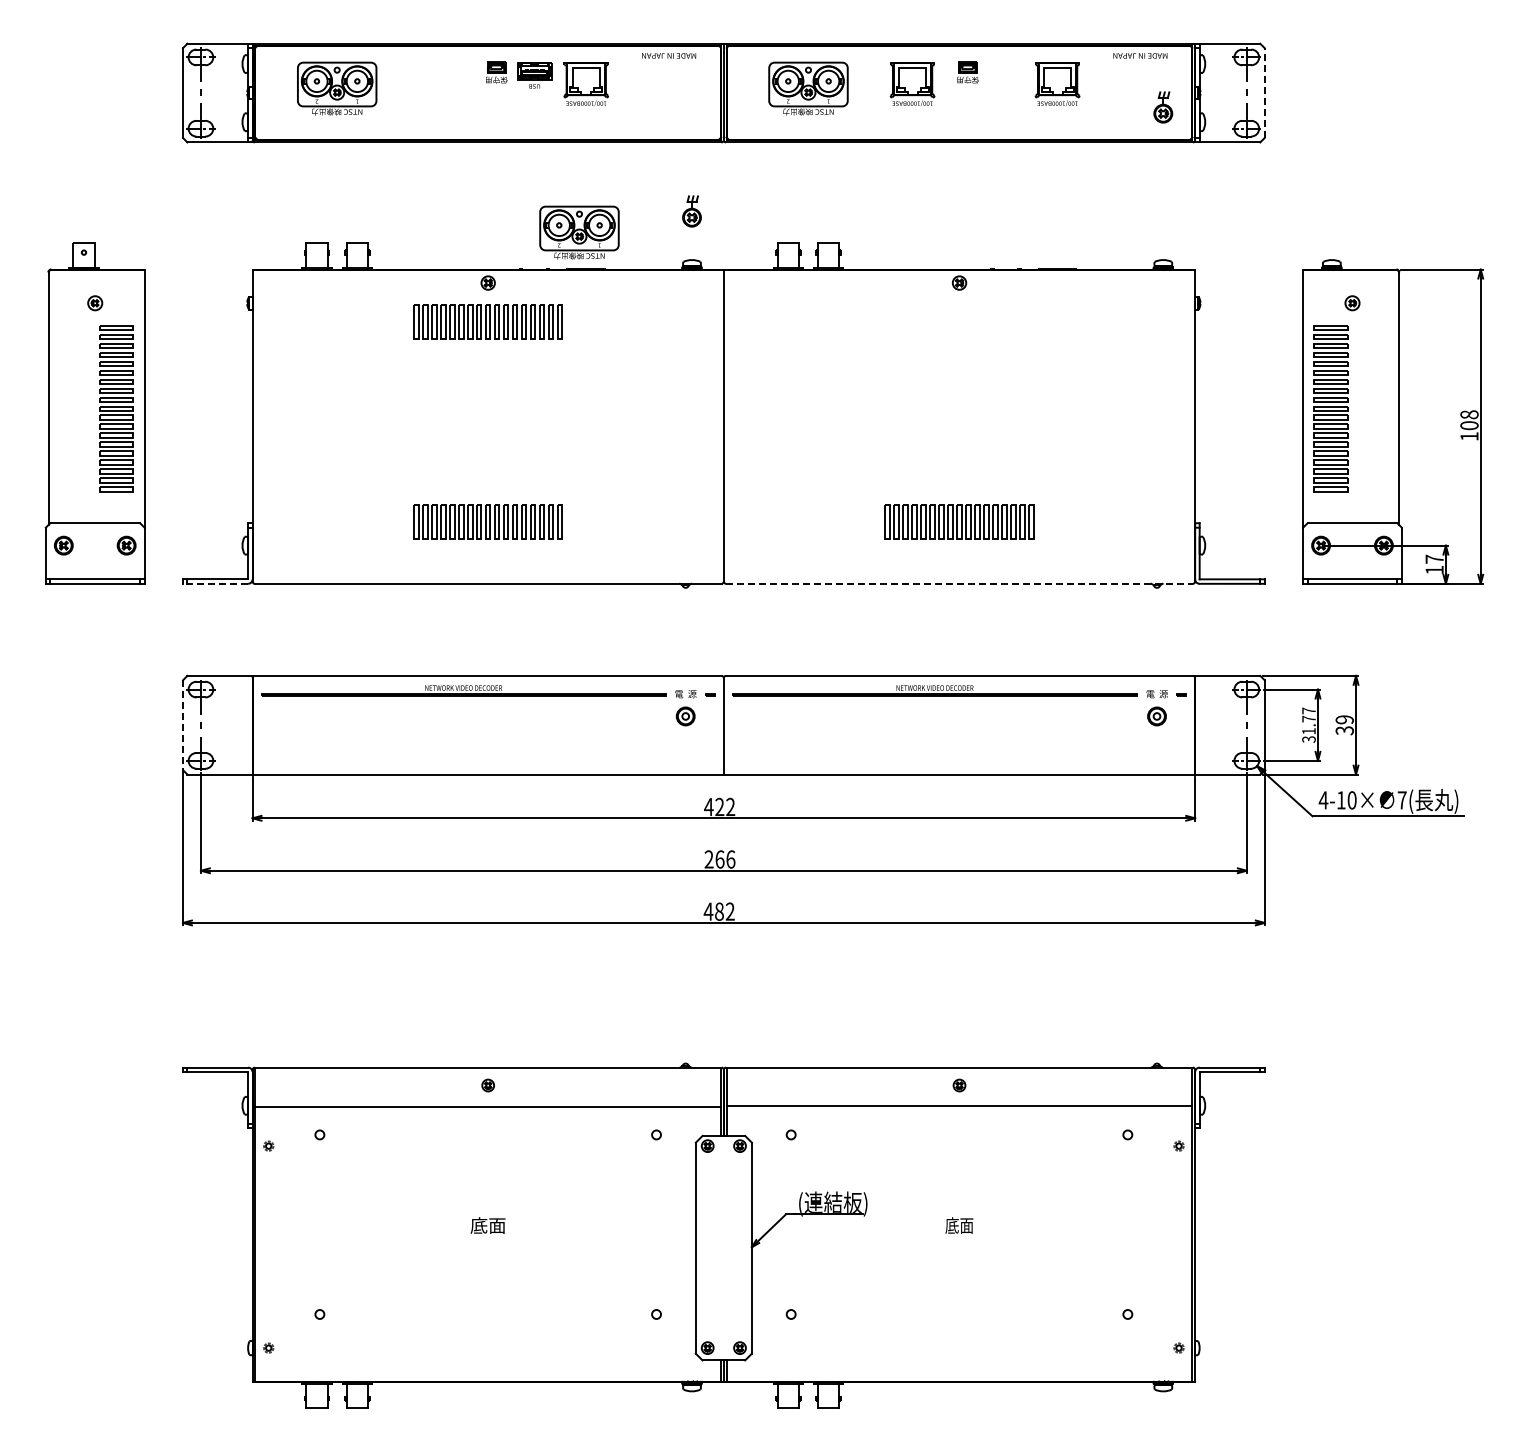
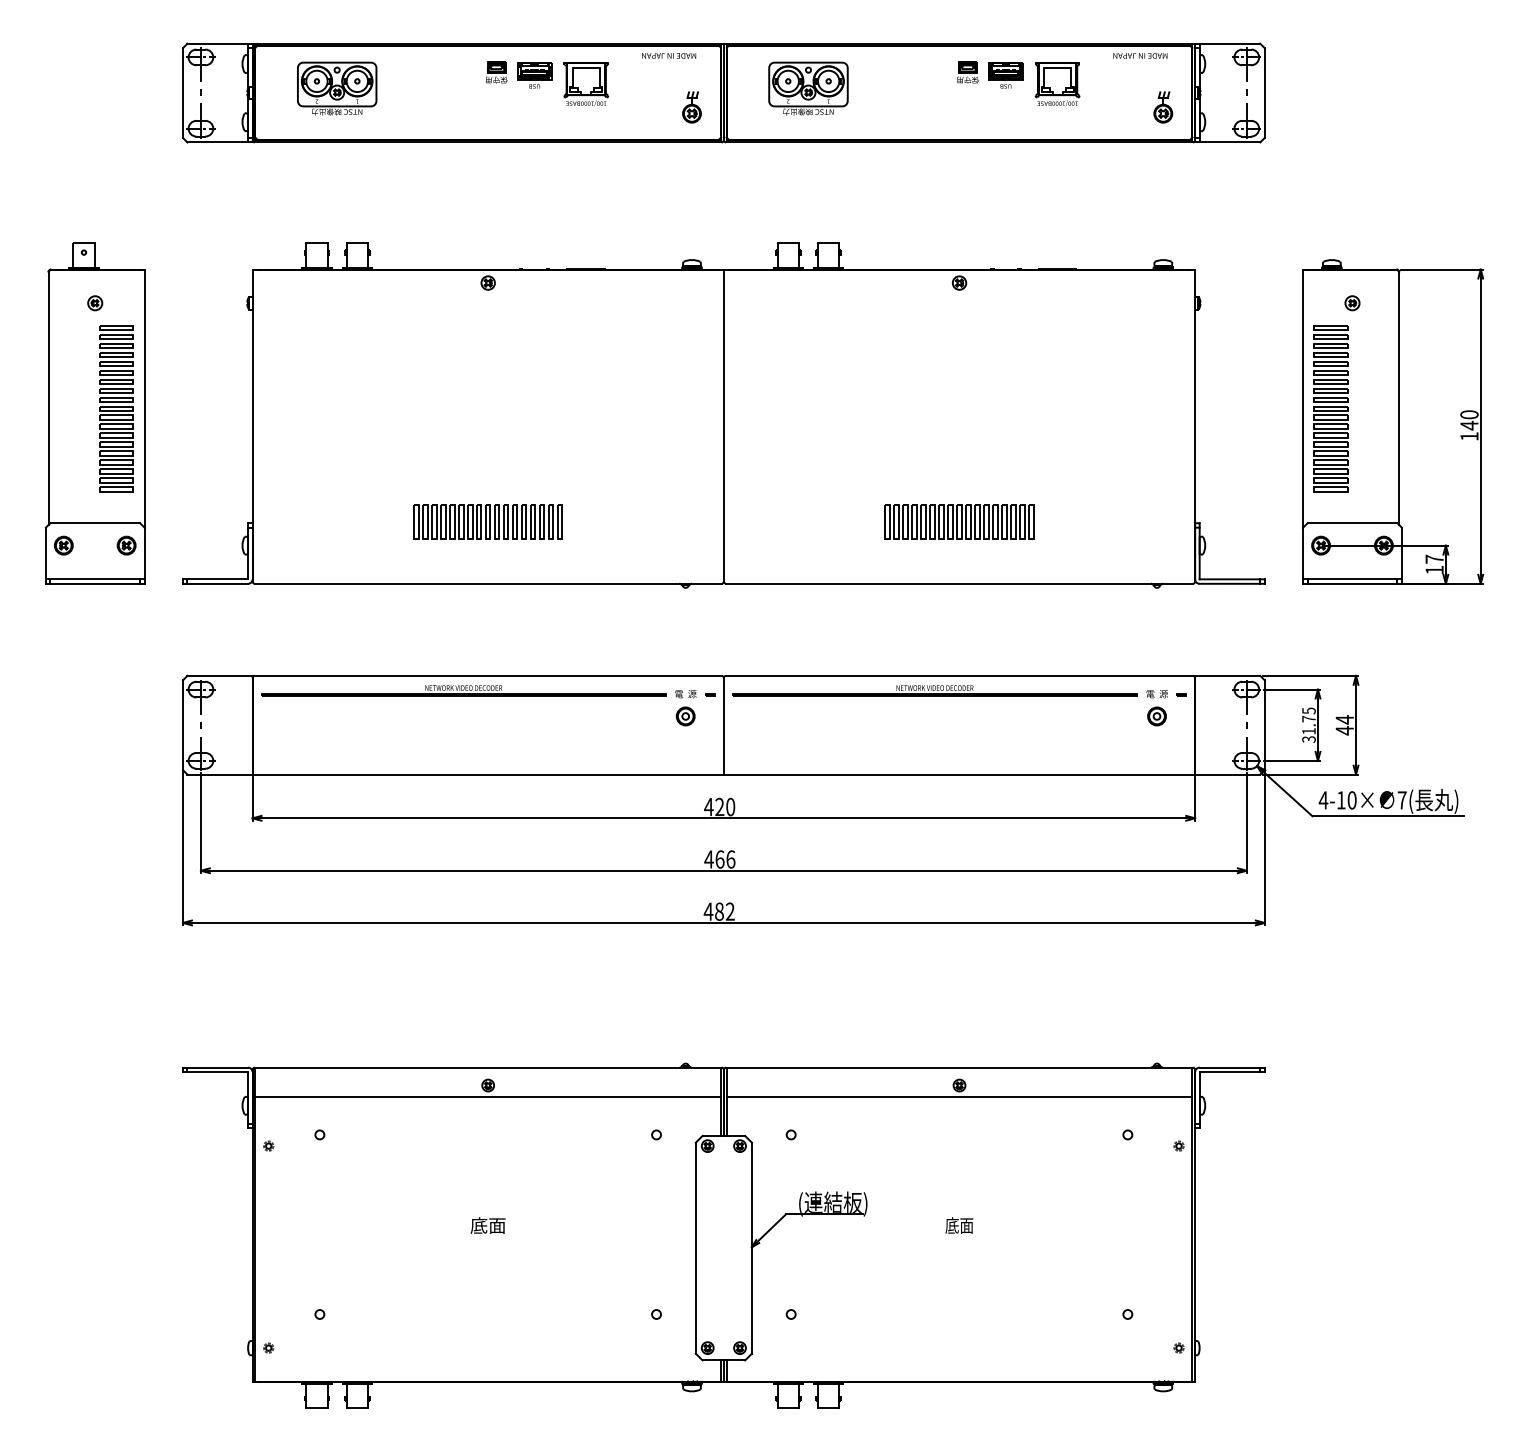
part: none -> present (1005, 75)
part: present -> none (912, 83)
line: dashed -> solid (1264, 93)
part position: (691, 211) -> (691, 107) (691, 107)
part: present -> none (579, 232)
part: present -> none (487, 321)
text: 108 -> 140 (1469, 420)
line: dashed -> solid (215, 583)
line: dashed -> solid (960, 583)
text: 31.77 -> 31.75 (1308, 710)
line: dashed -> solid (182, 725)
text: 39 -> 44 (1344, 725)
text: 422 -> 420 (730, 807)
text: 266 -> 466 (708, 859)
line position: (959, 1105) -> (959, 1096) (959, 1096)
line position: (488, 1106) -> (488, 1096) (488, 1096)
